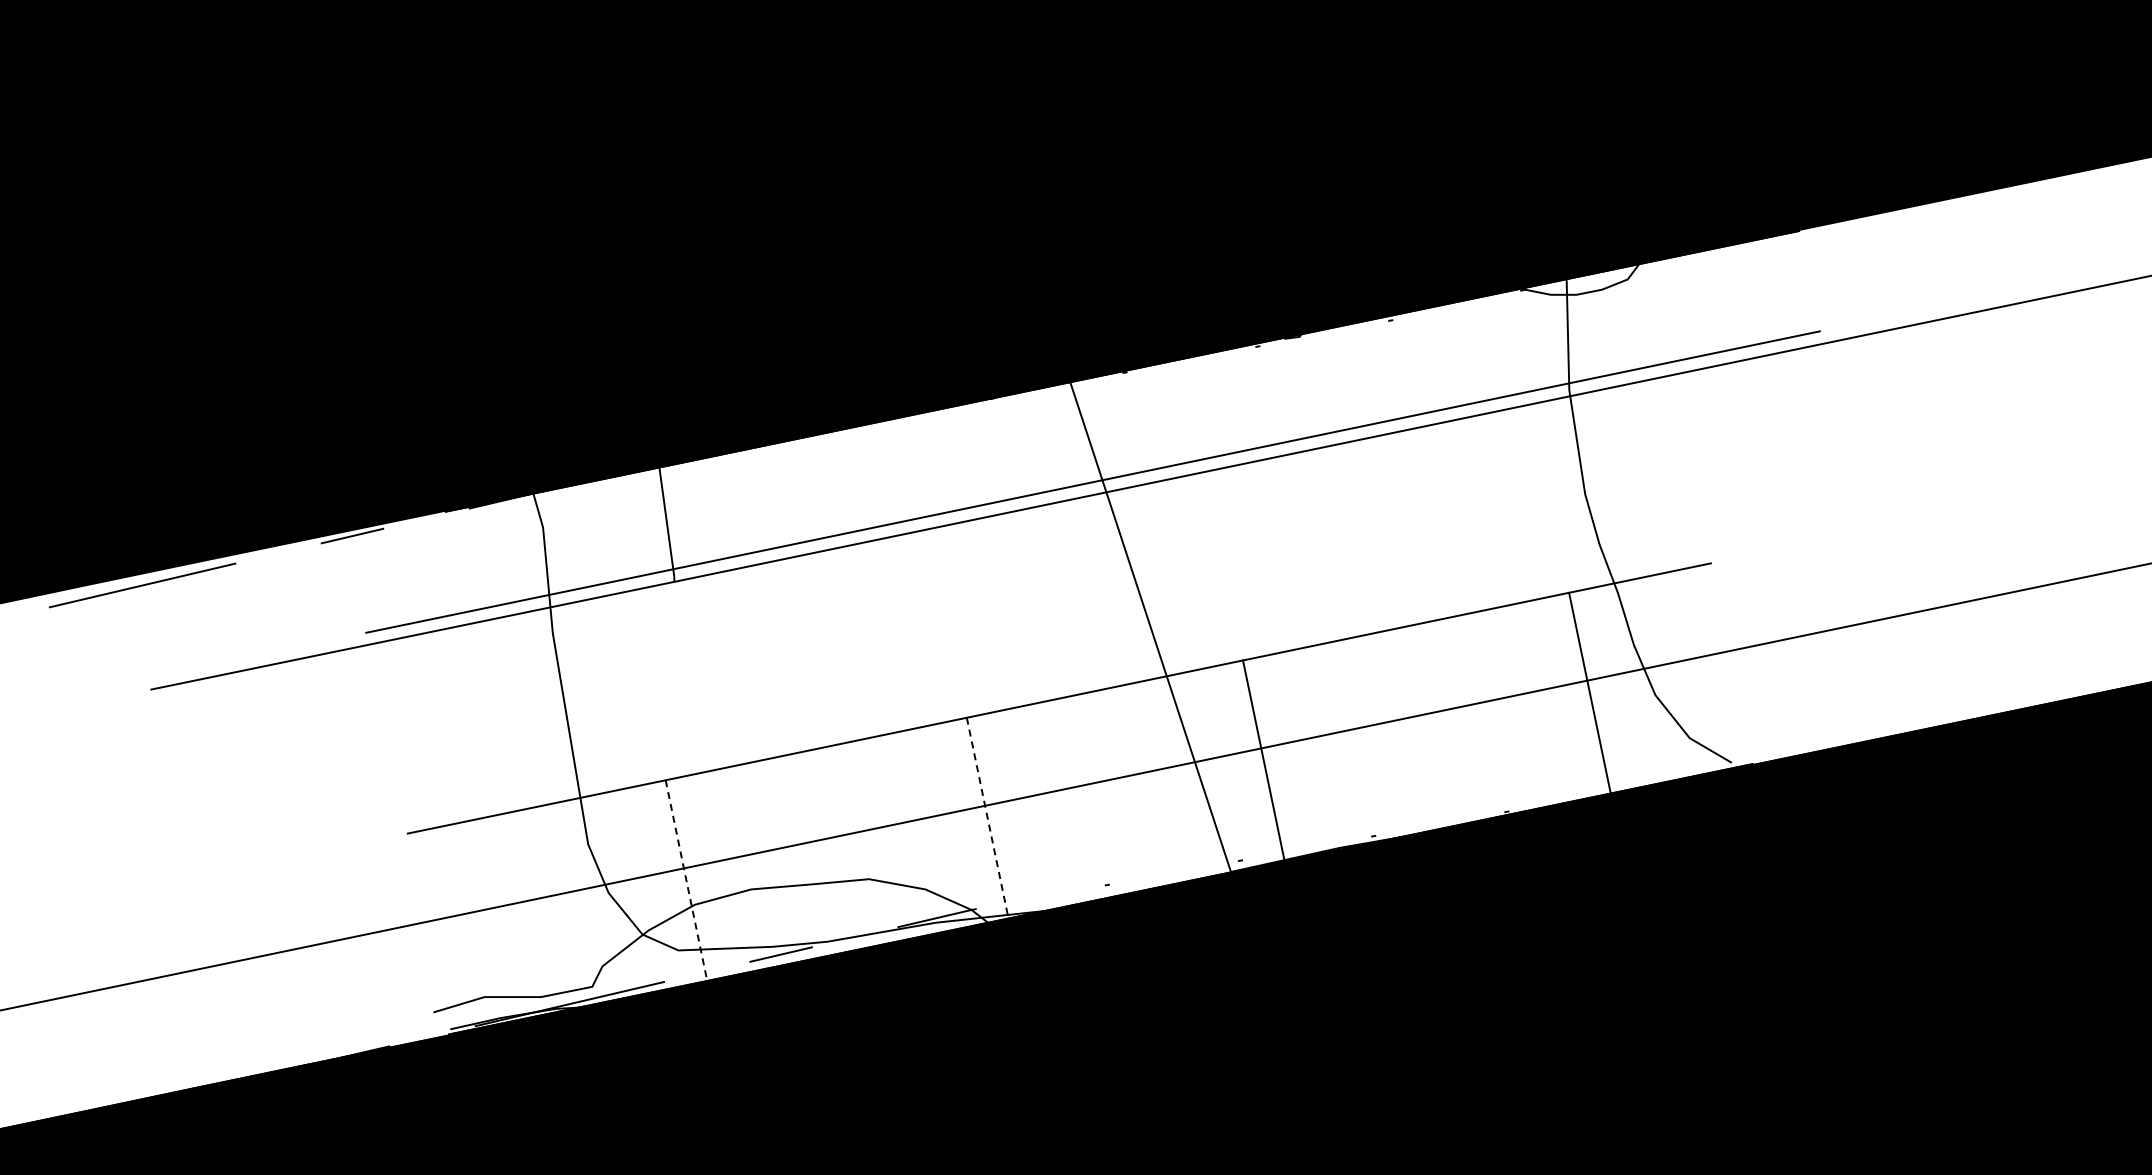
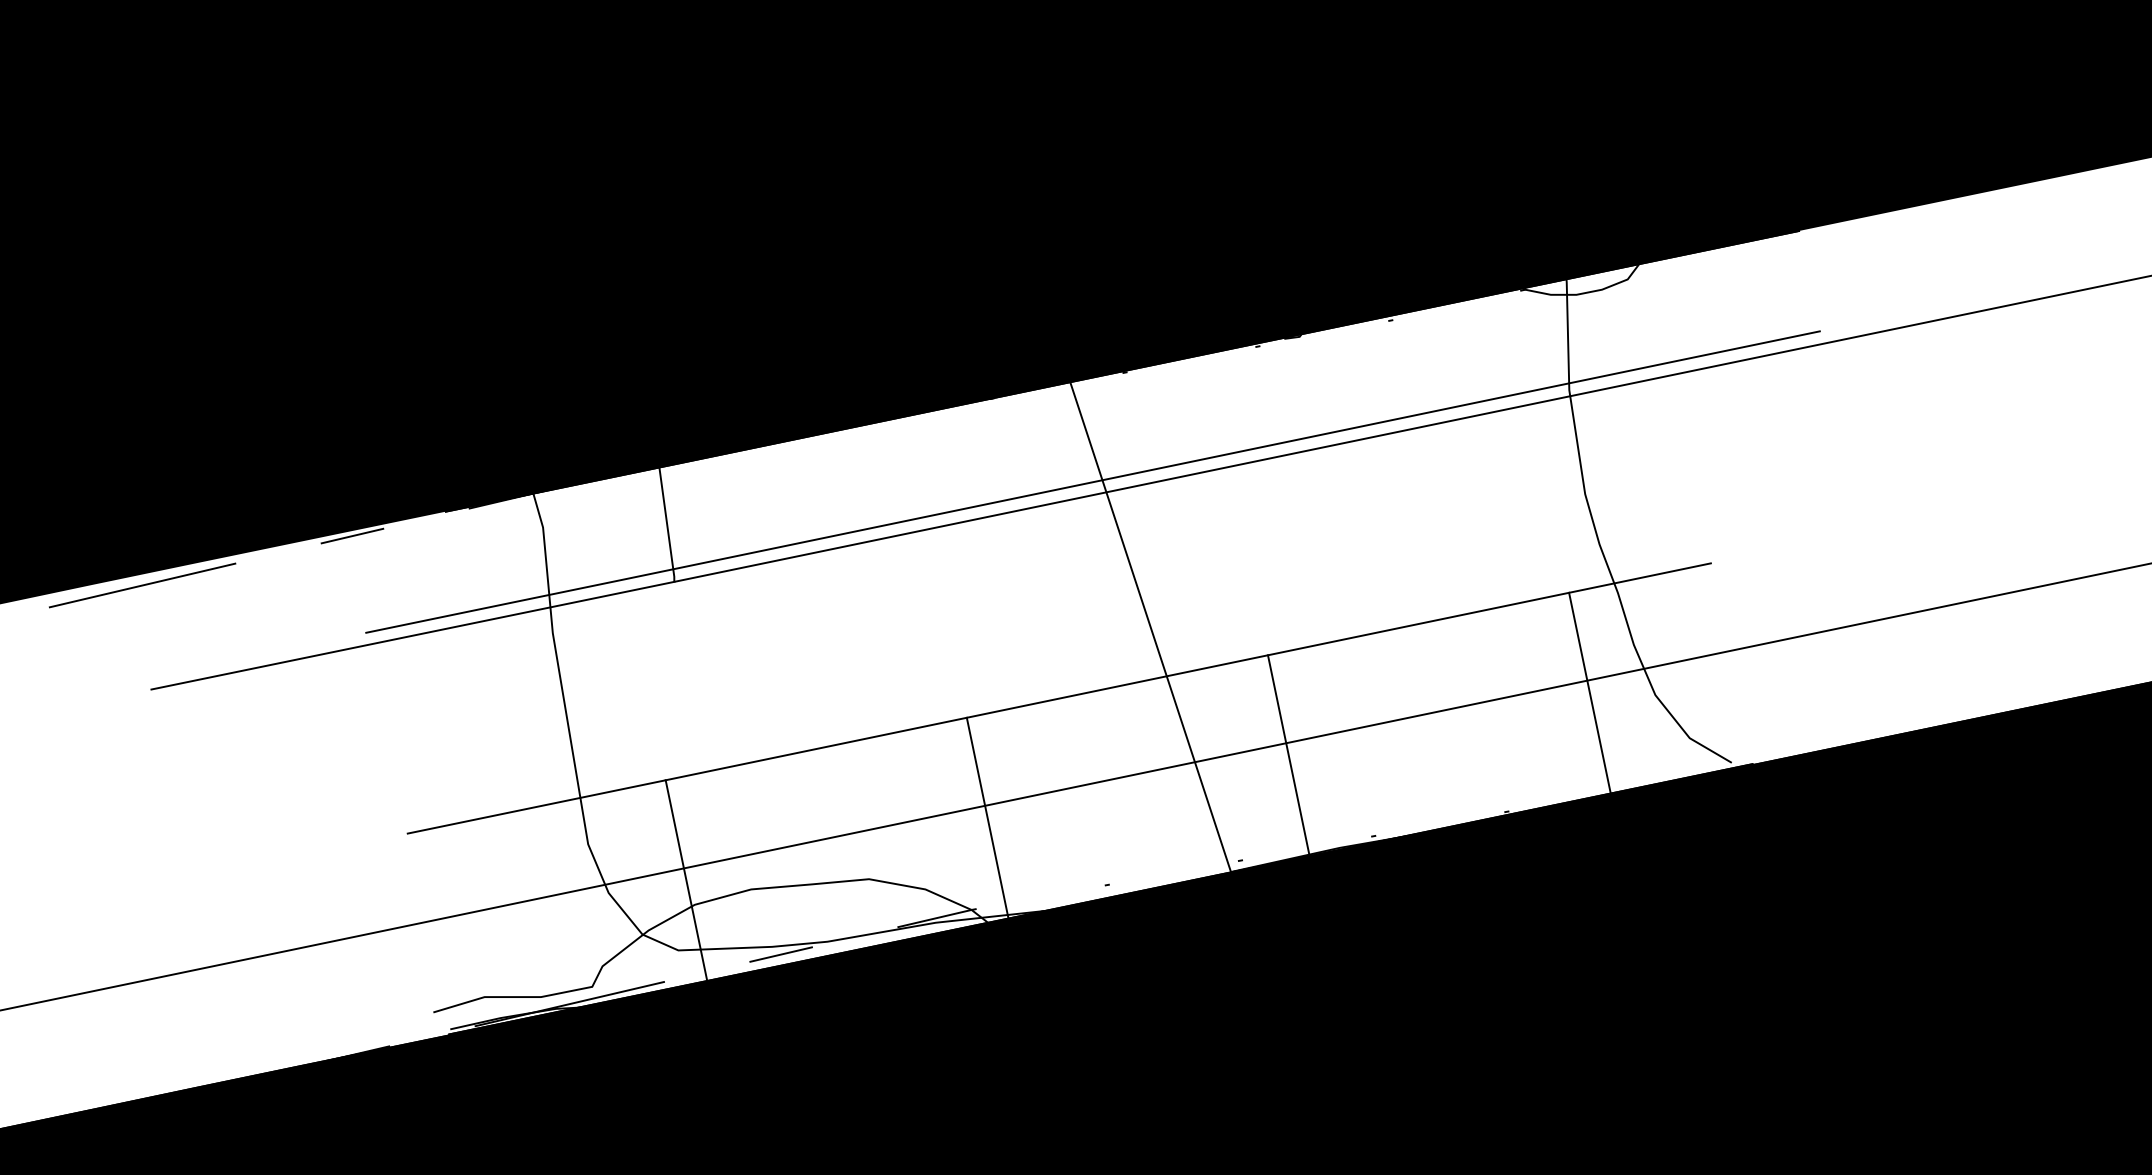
line position: (1263, 760) -> (1288, 755) (1288, 755)
line: dashed -> solid (987, 818)
line: dashed -> solid (686, 880)
